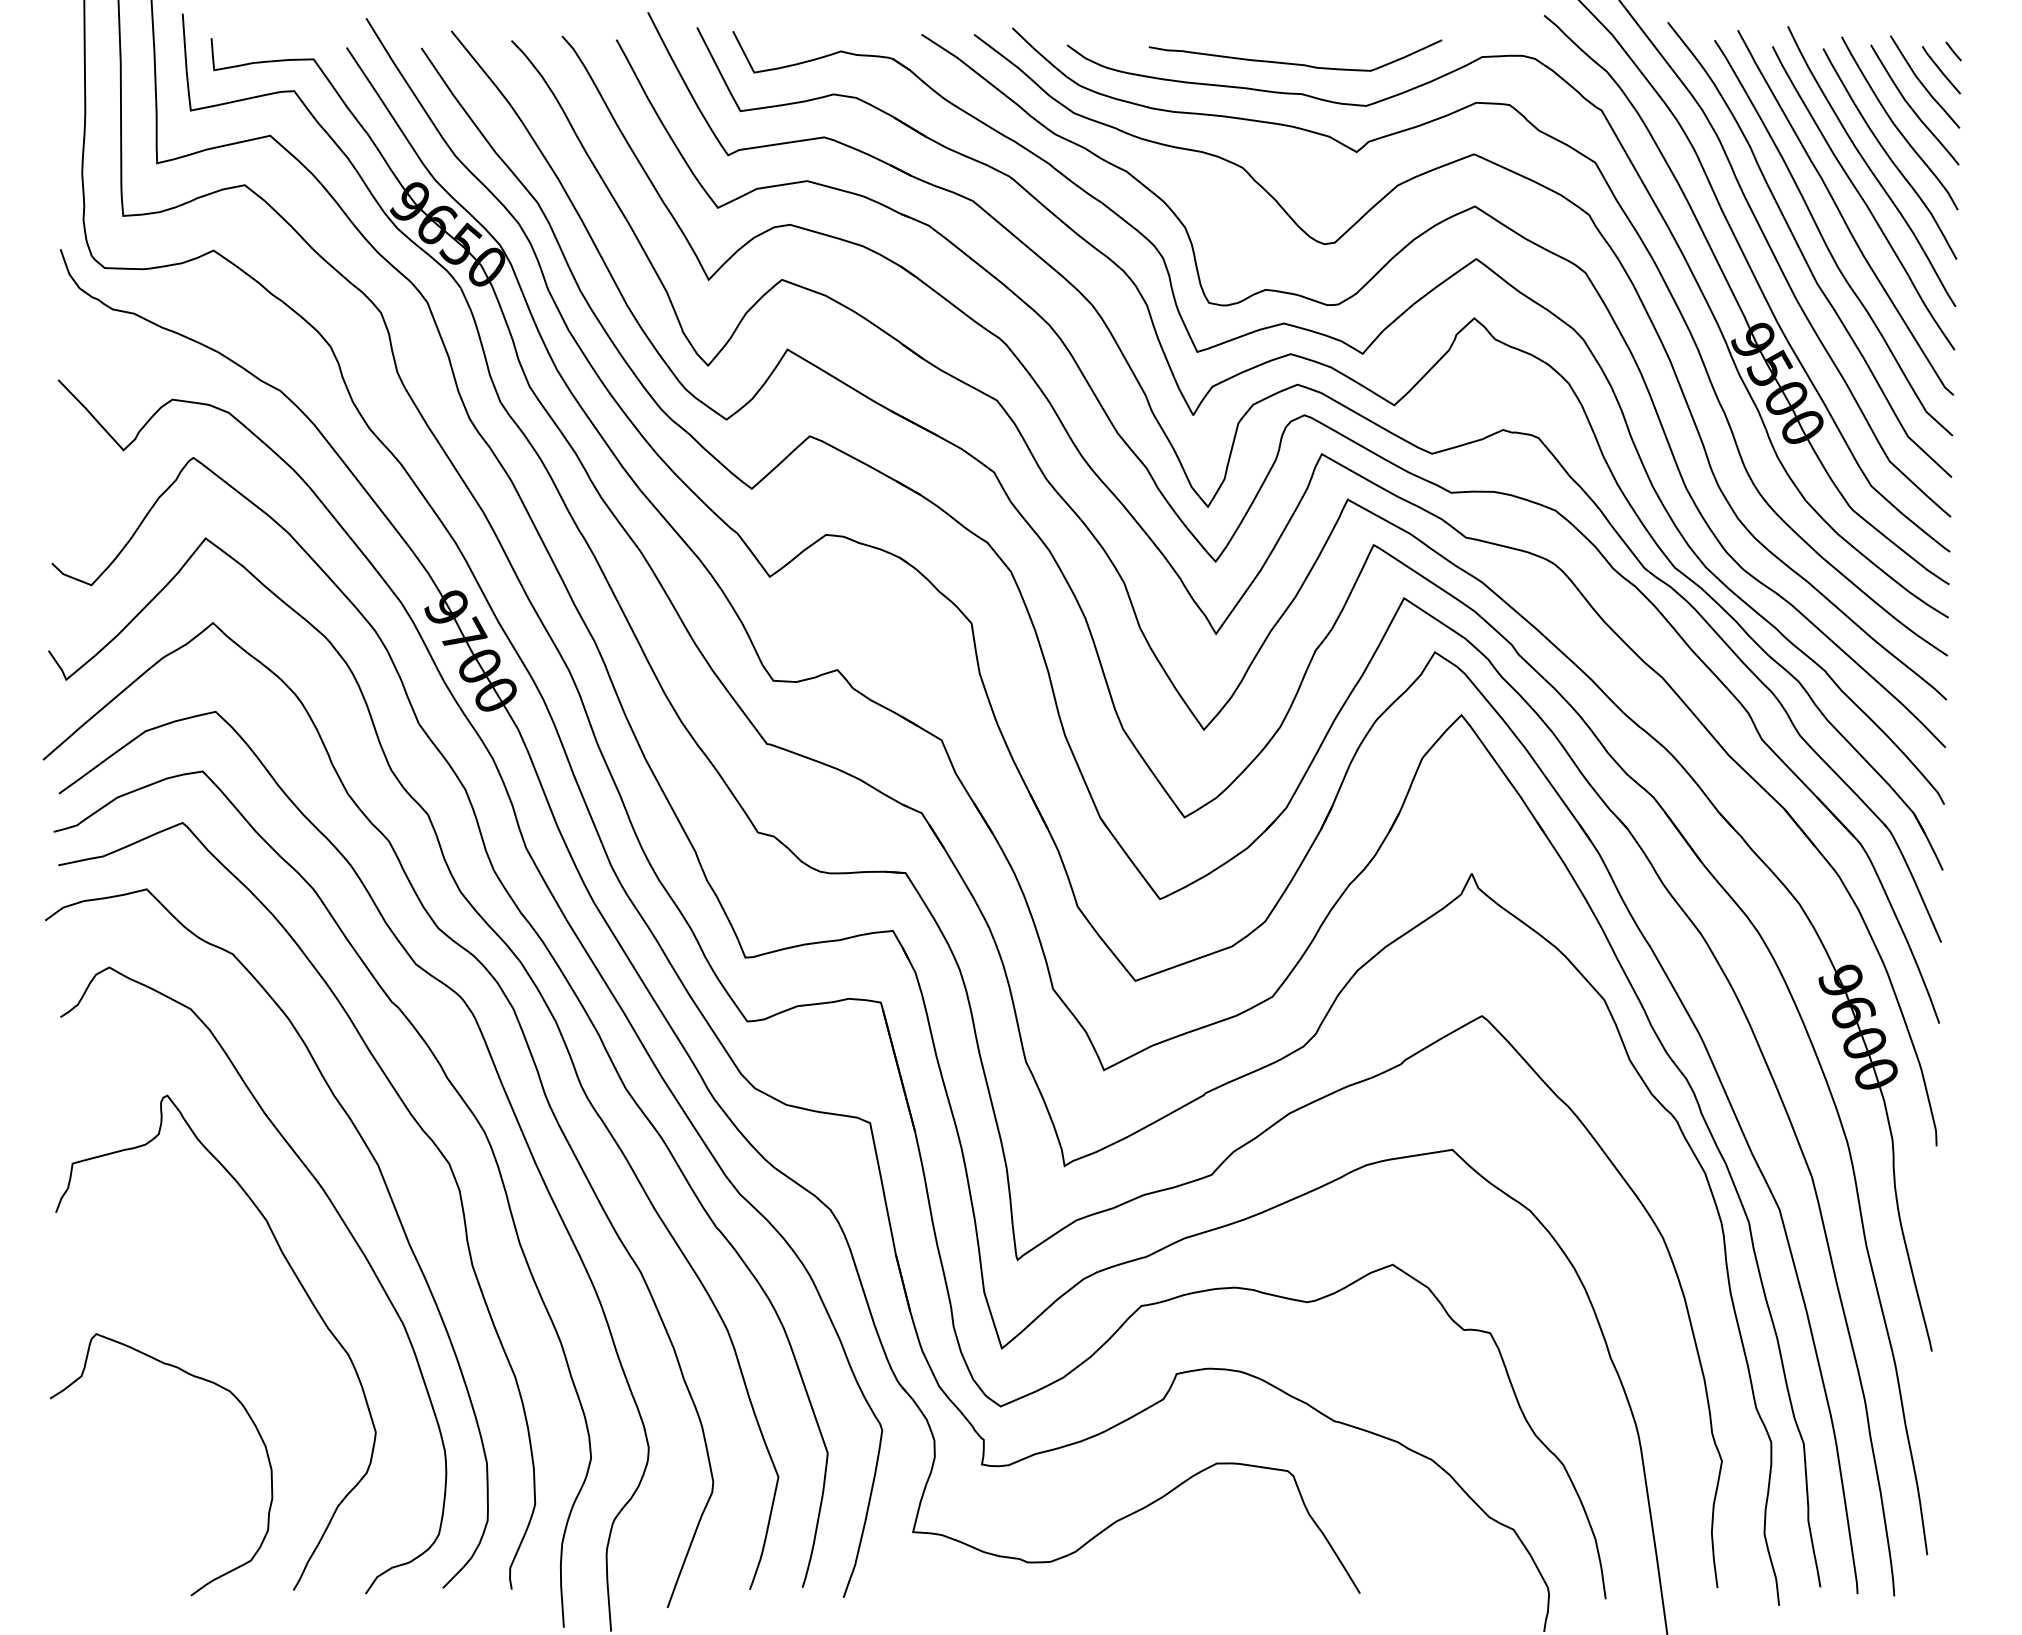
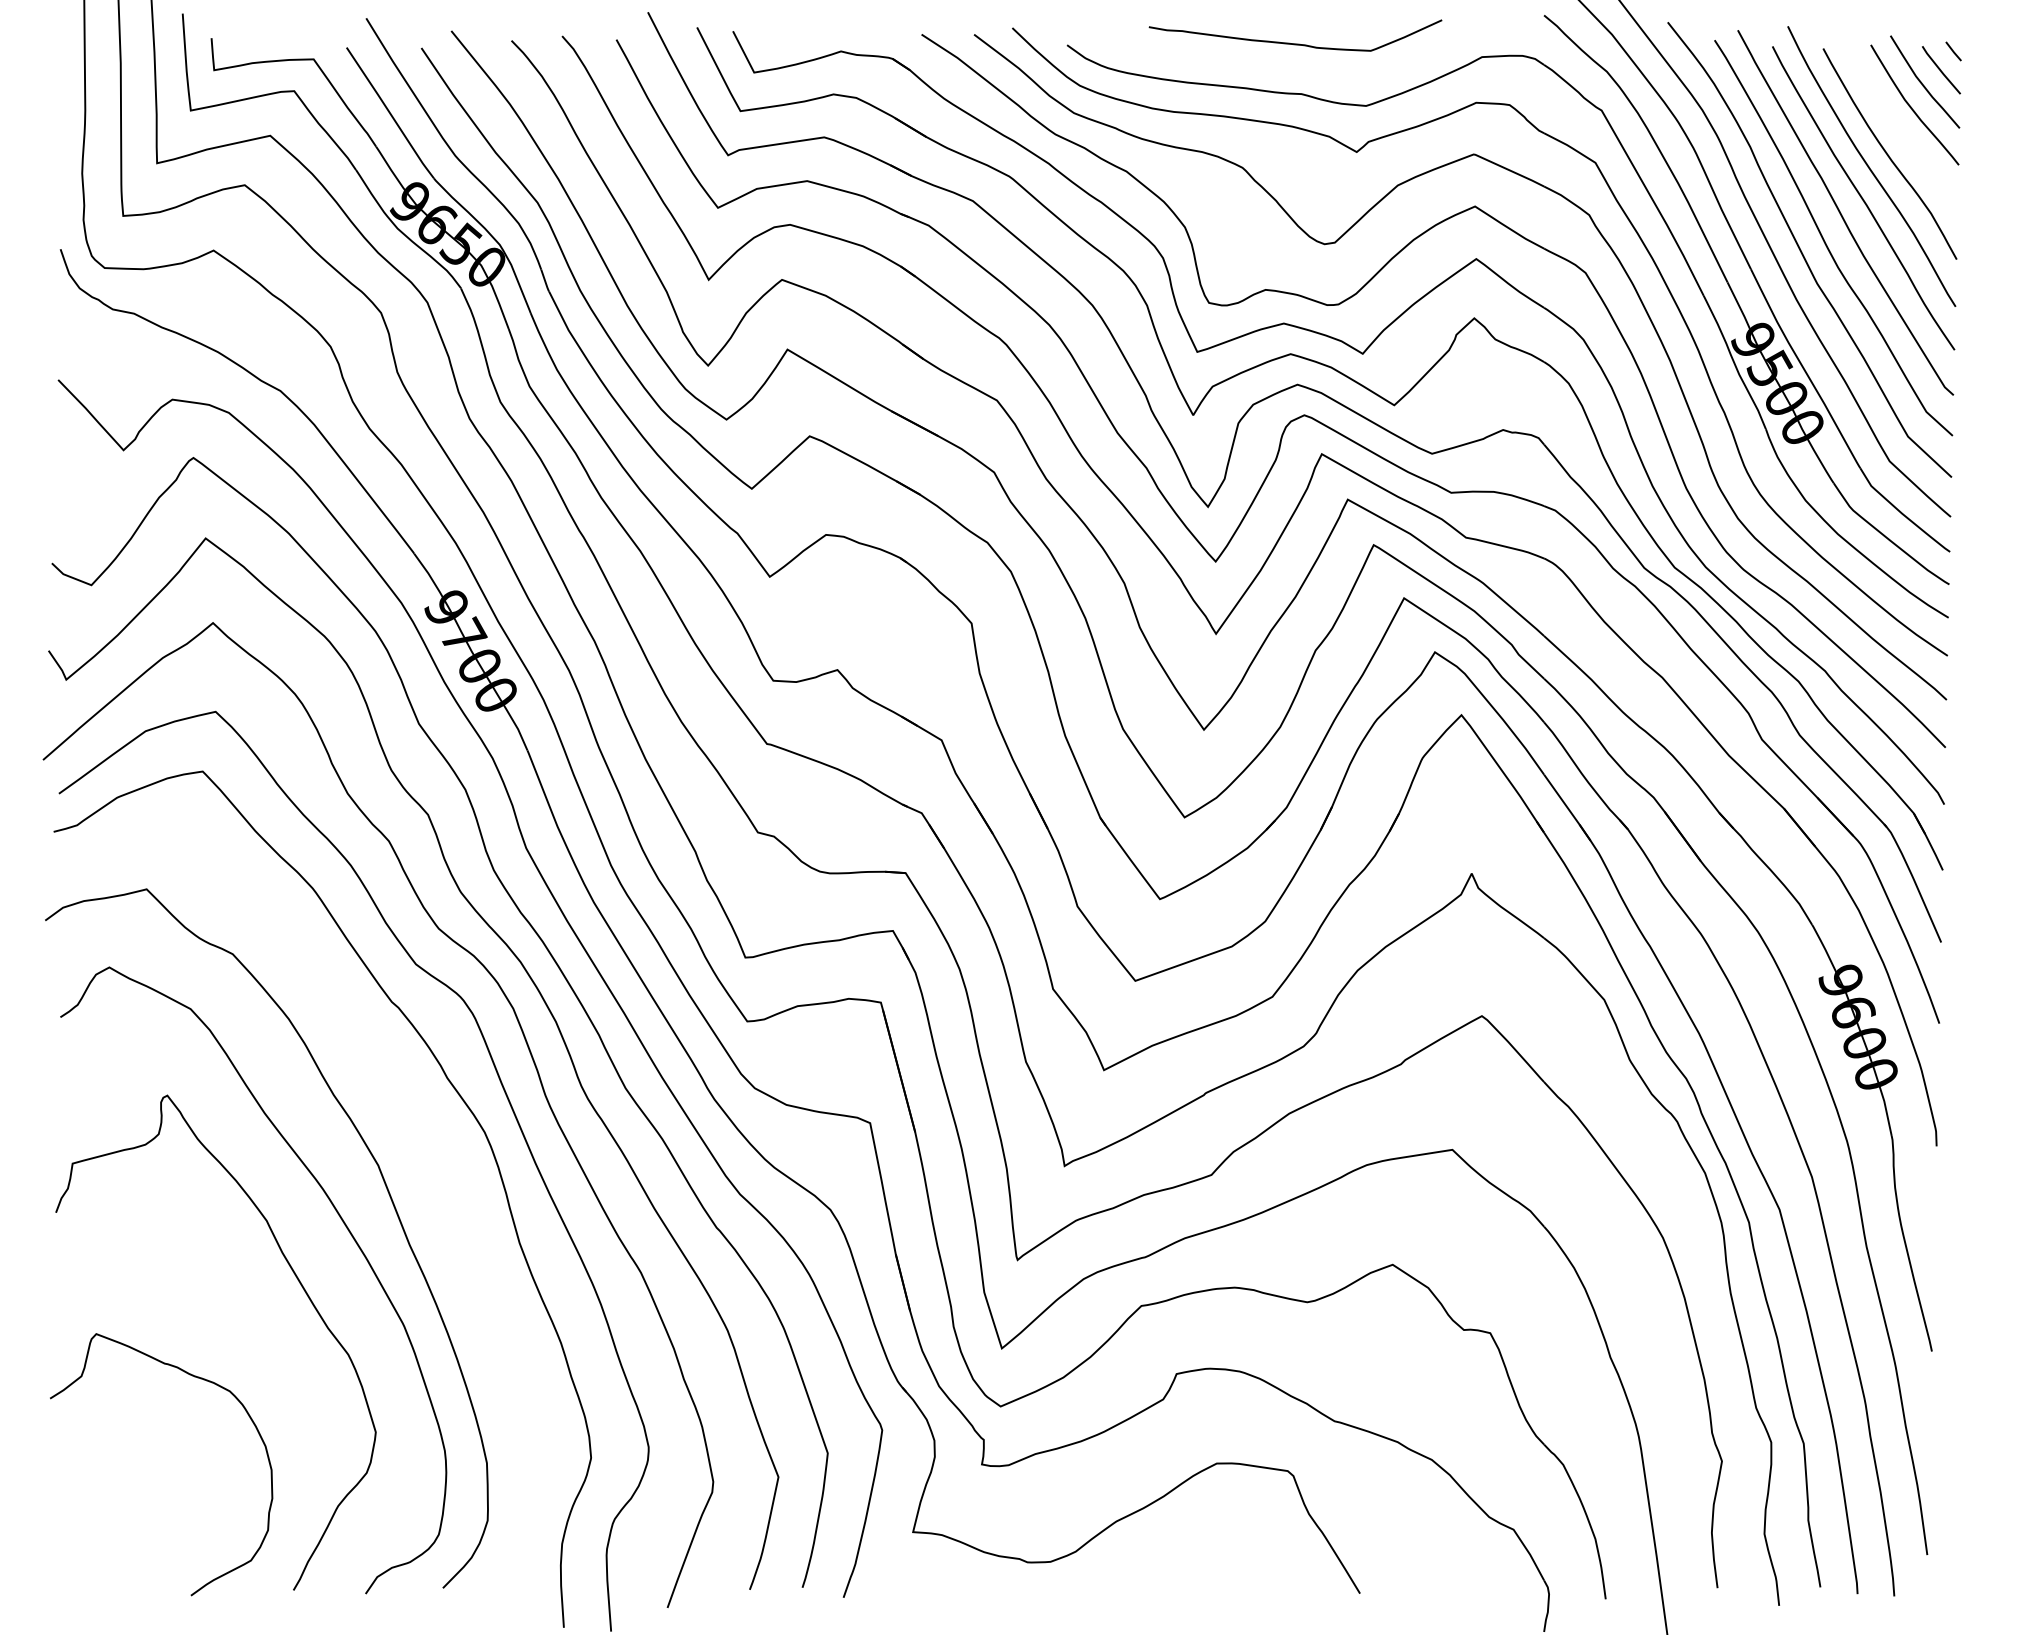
curve position: (1295, 63) -> (1295, 43) (1295, 43)
curve: present -> none (1896, 125)
curve: present -> none (412, 1118)
